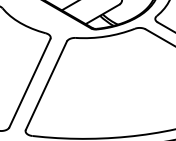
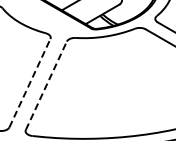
line: solid -> dashed (29, 83)
line: solid -> dashed (46, 85)
